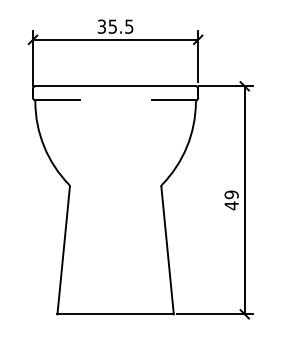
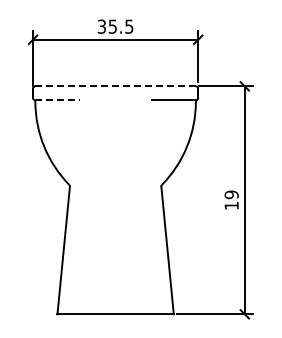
line: solid -> dashed (116, 86)
line: solid -> dashed (57, 100)
text: 49 -> 19 (231, 205)
